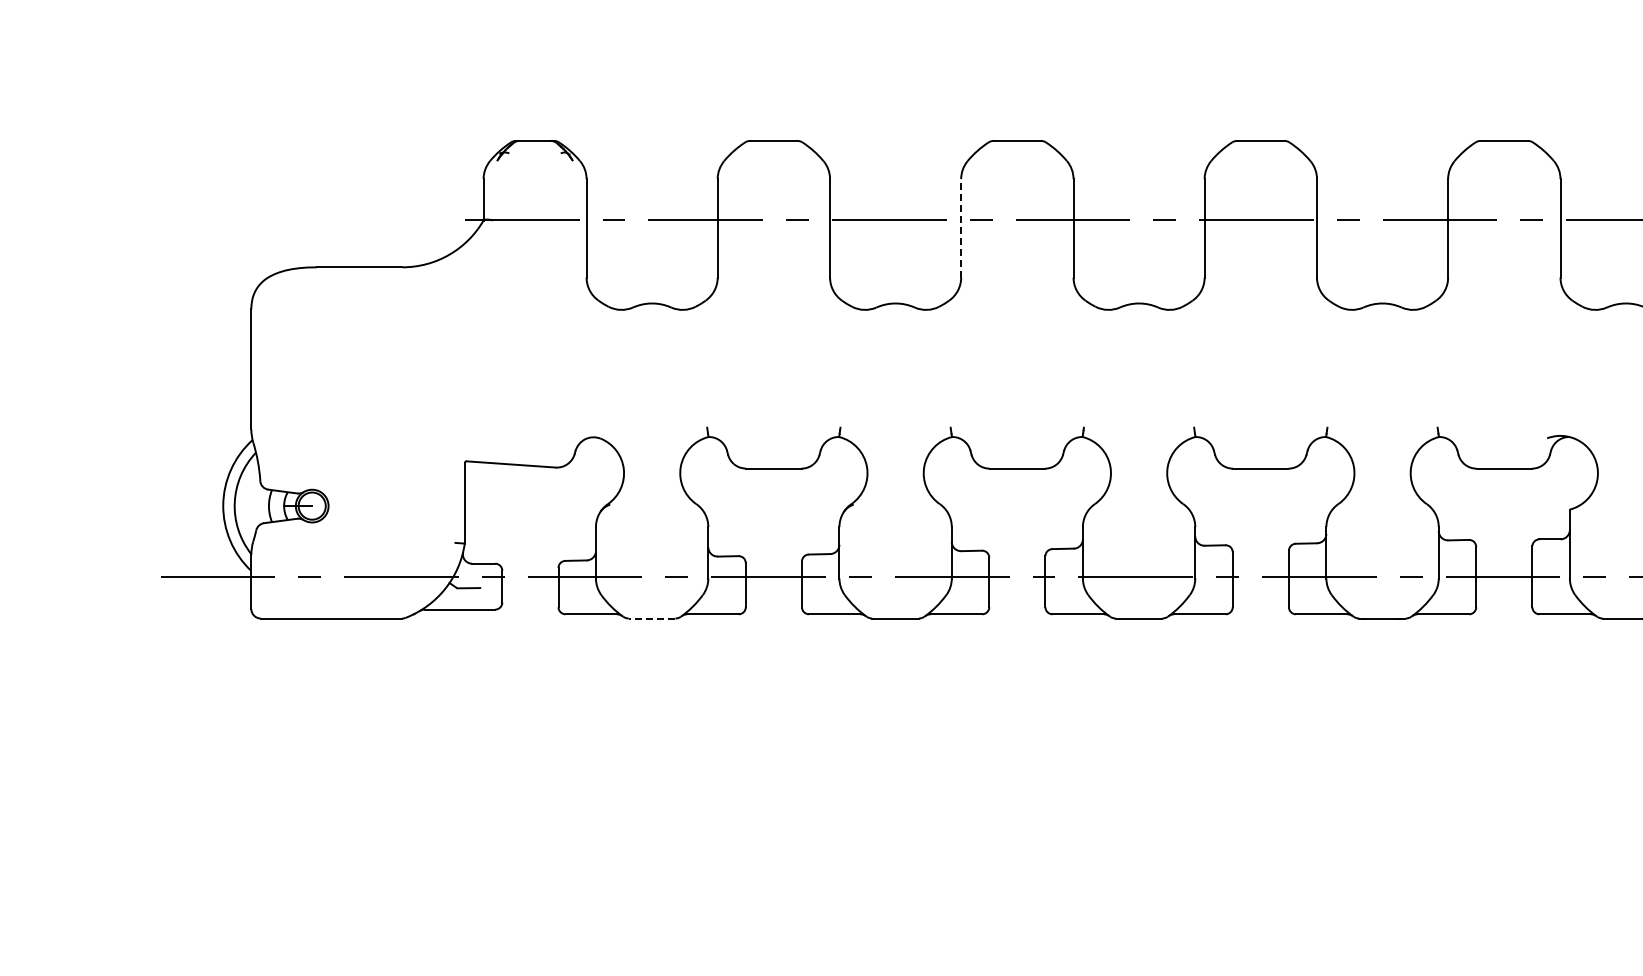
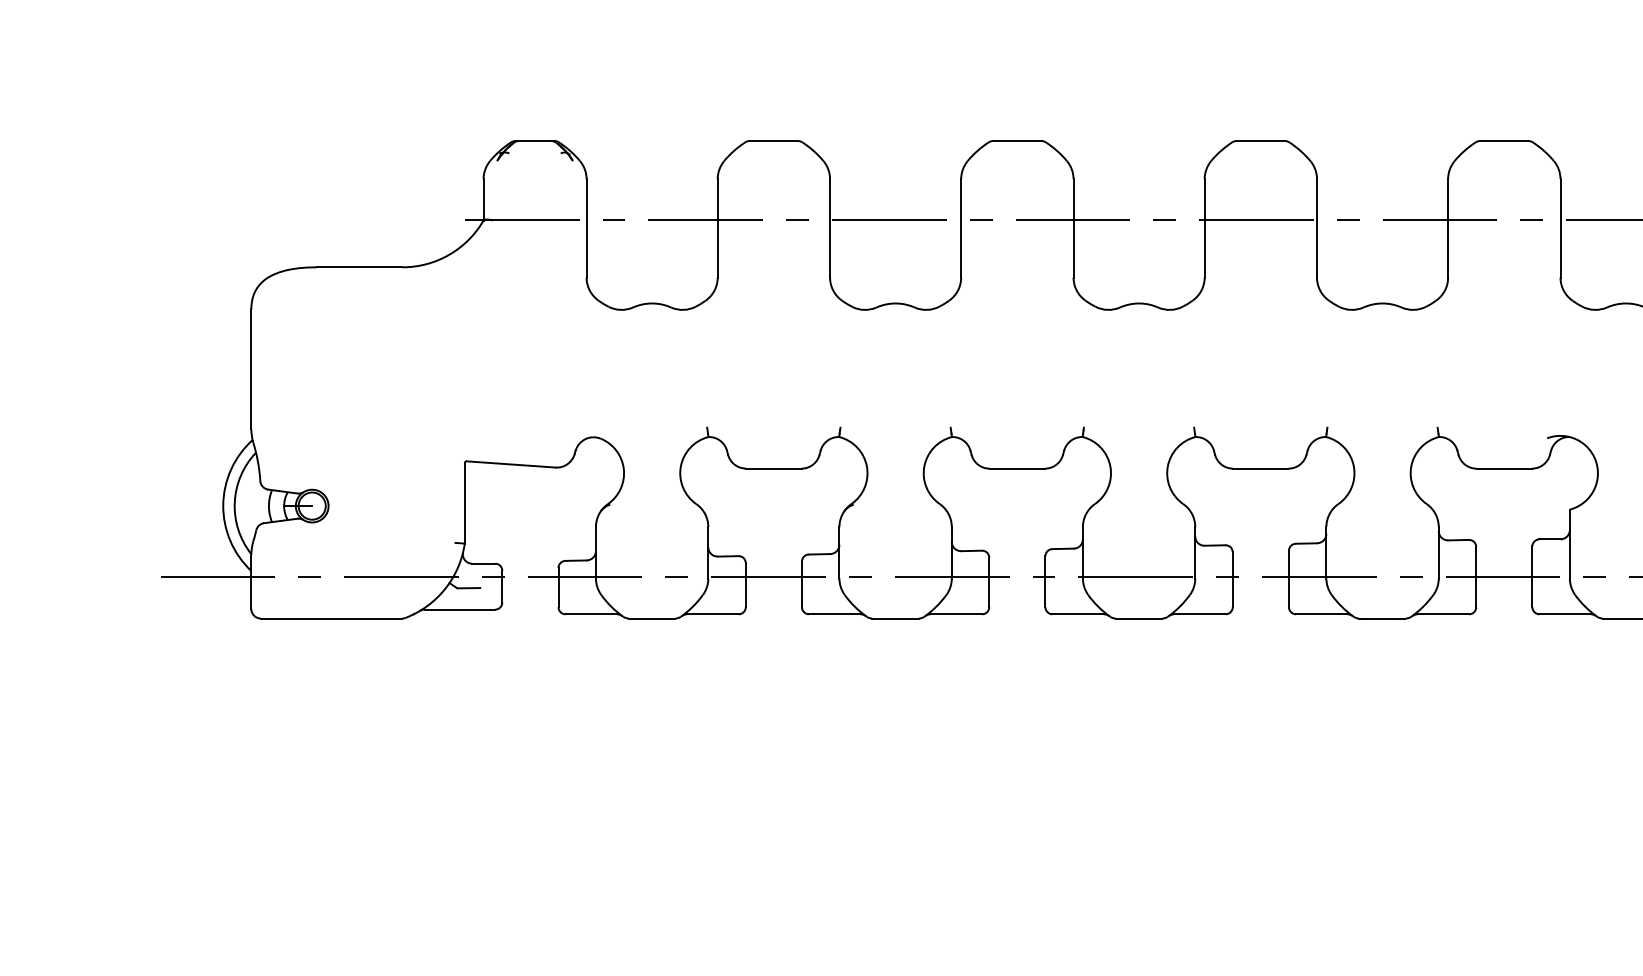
line: dashed -> solid (961, 227)
line: dashed -> solid (651, 618)
